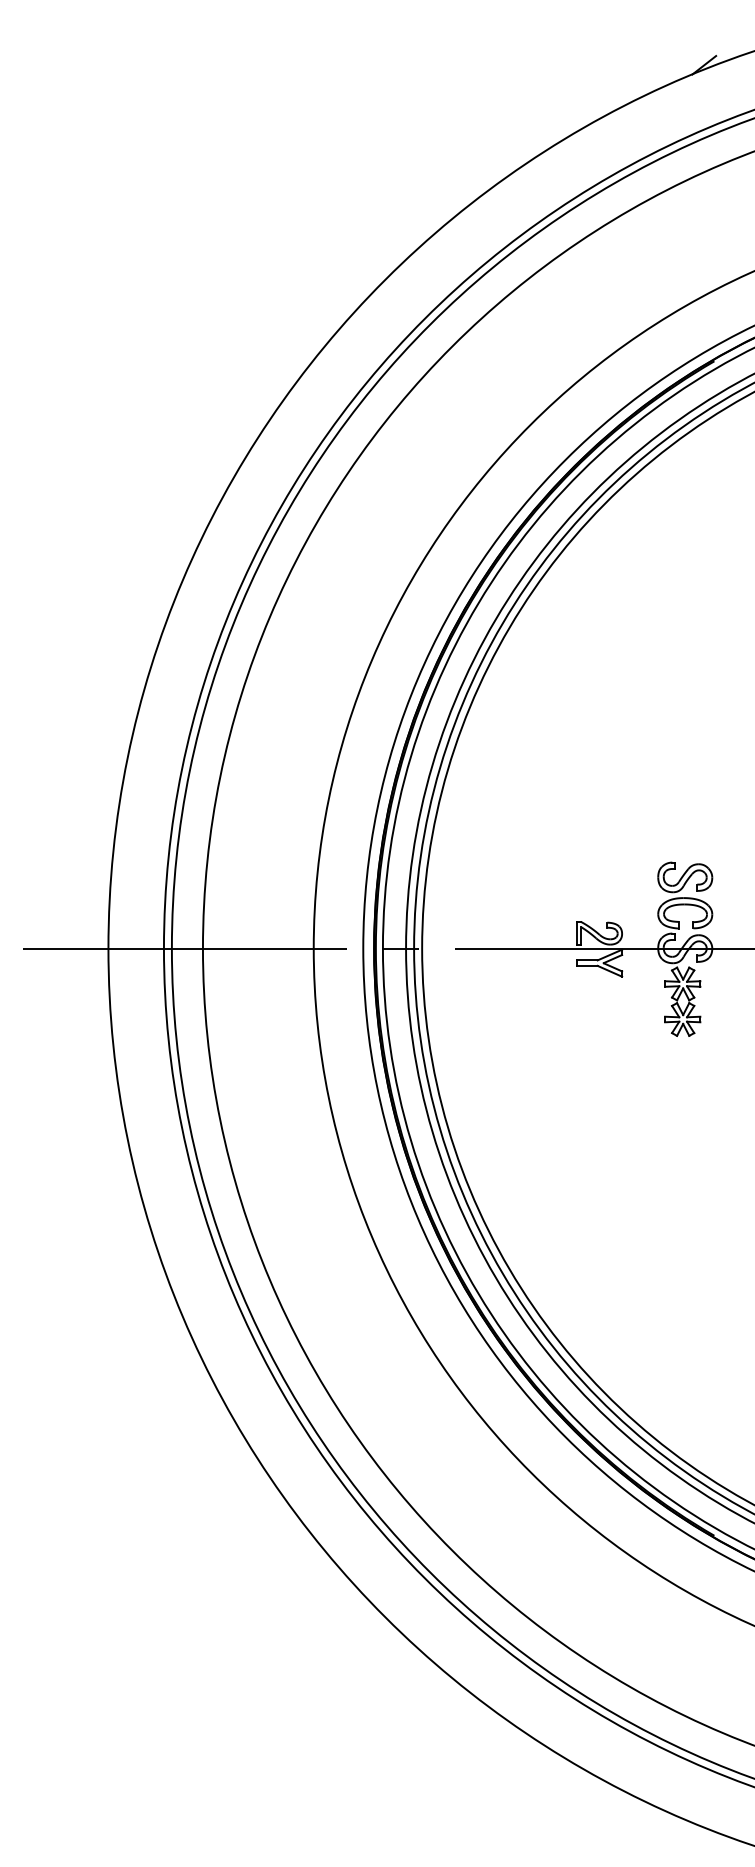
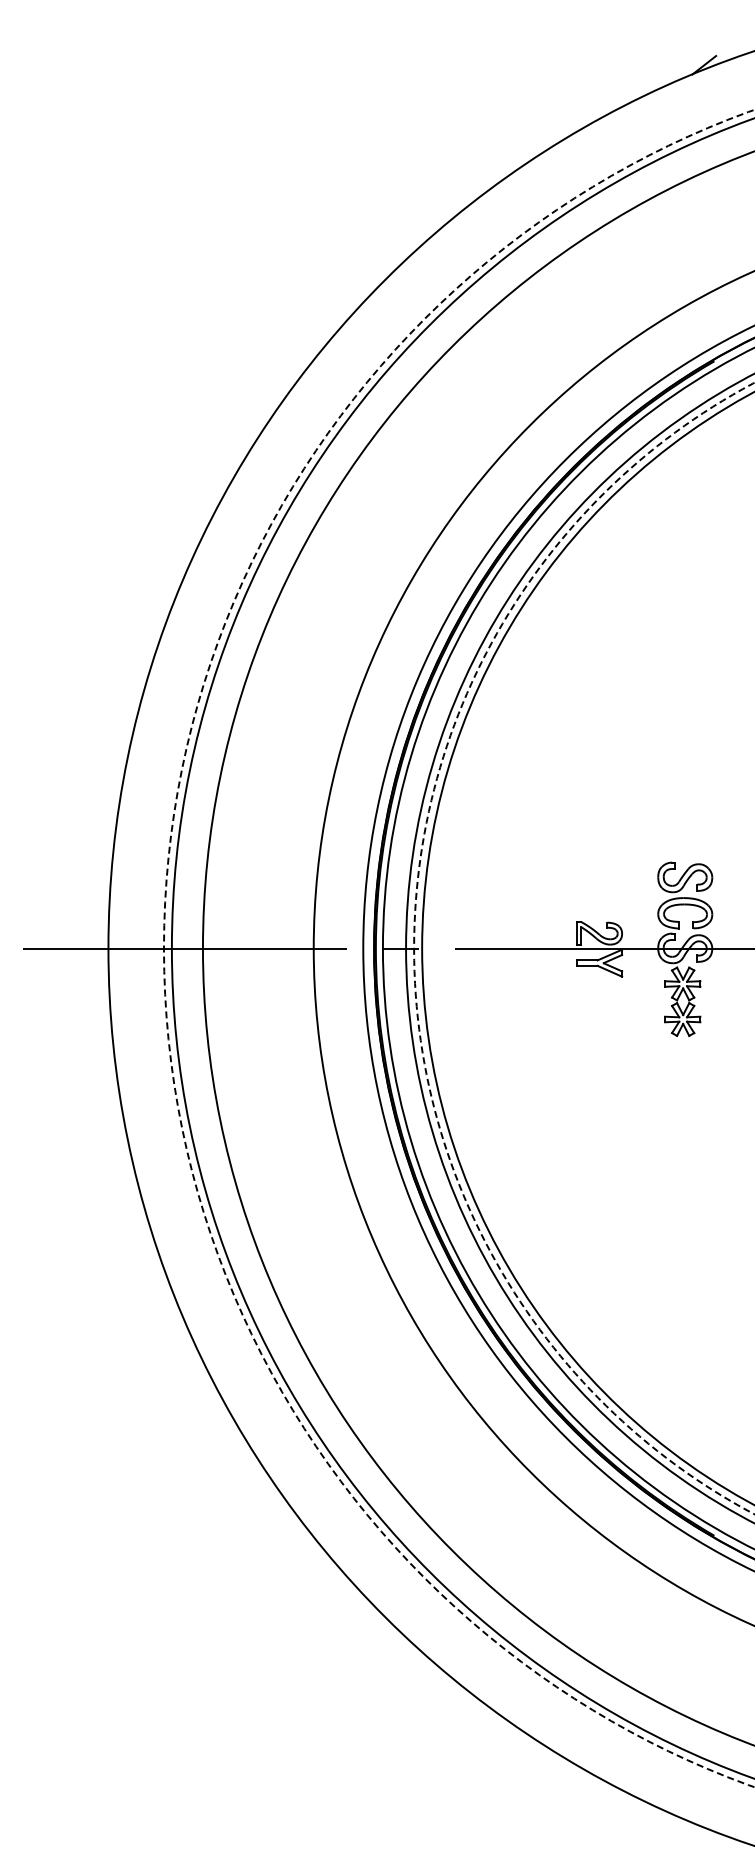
arc: solid -> dashed (414, 948)
circle: solid -> dashed (458, 948)
